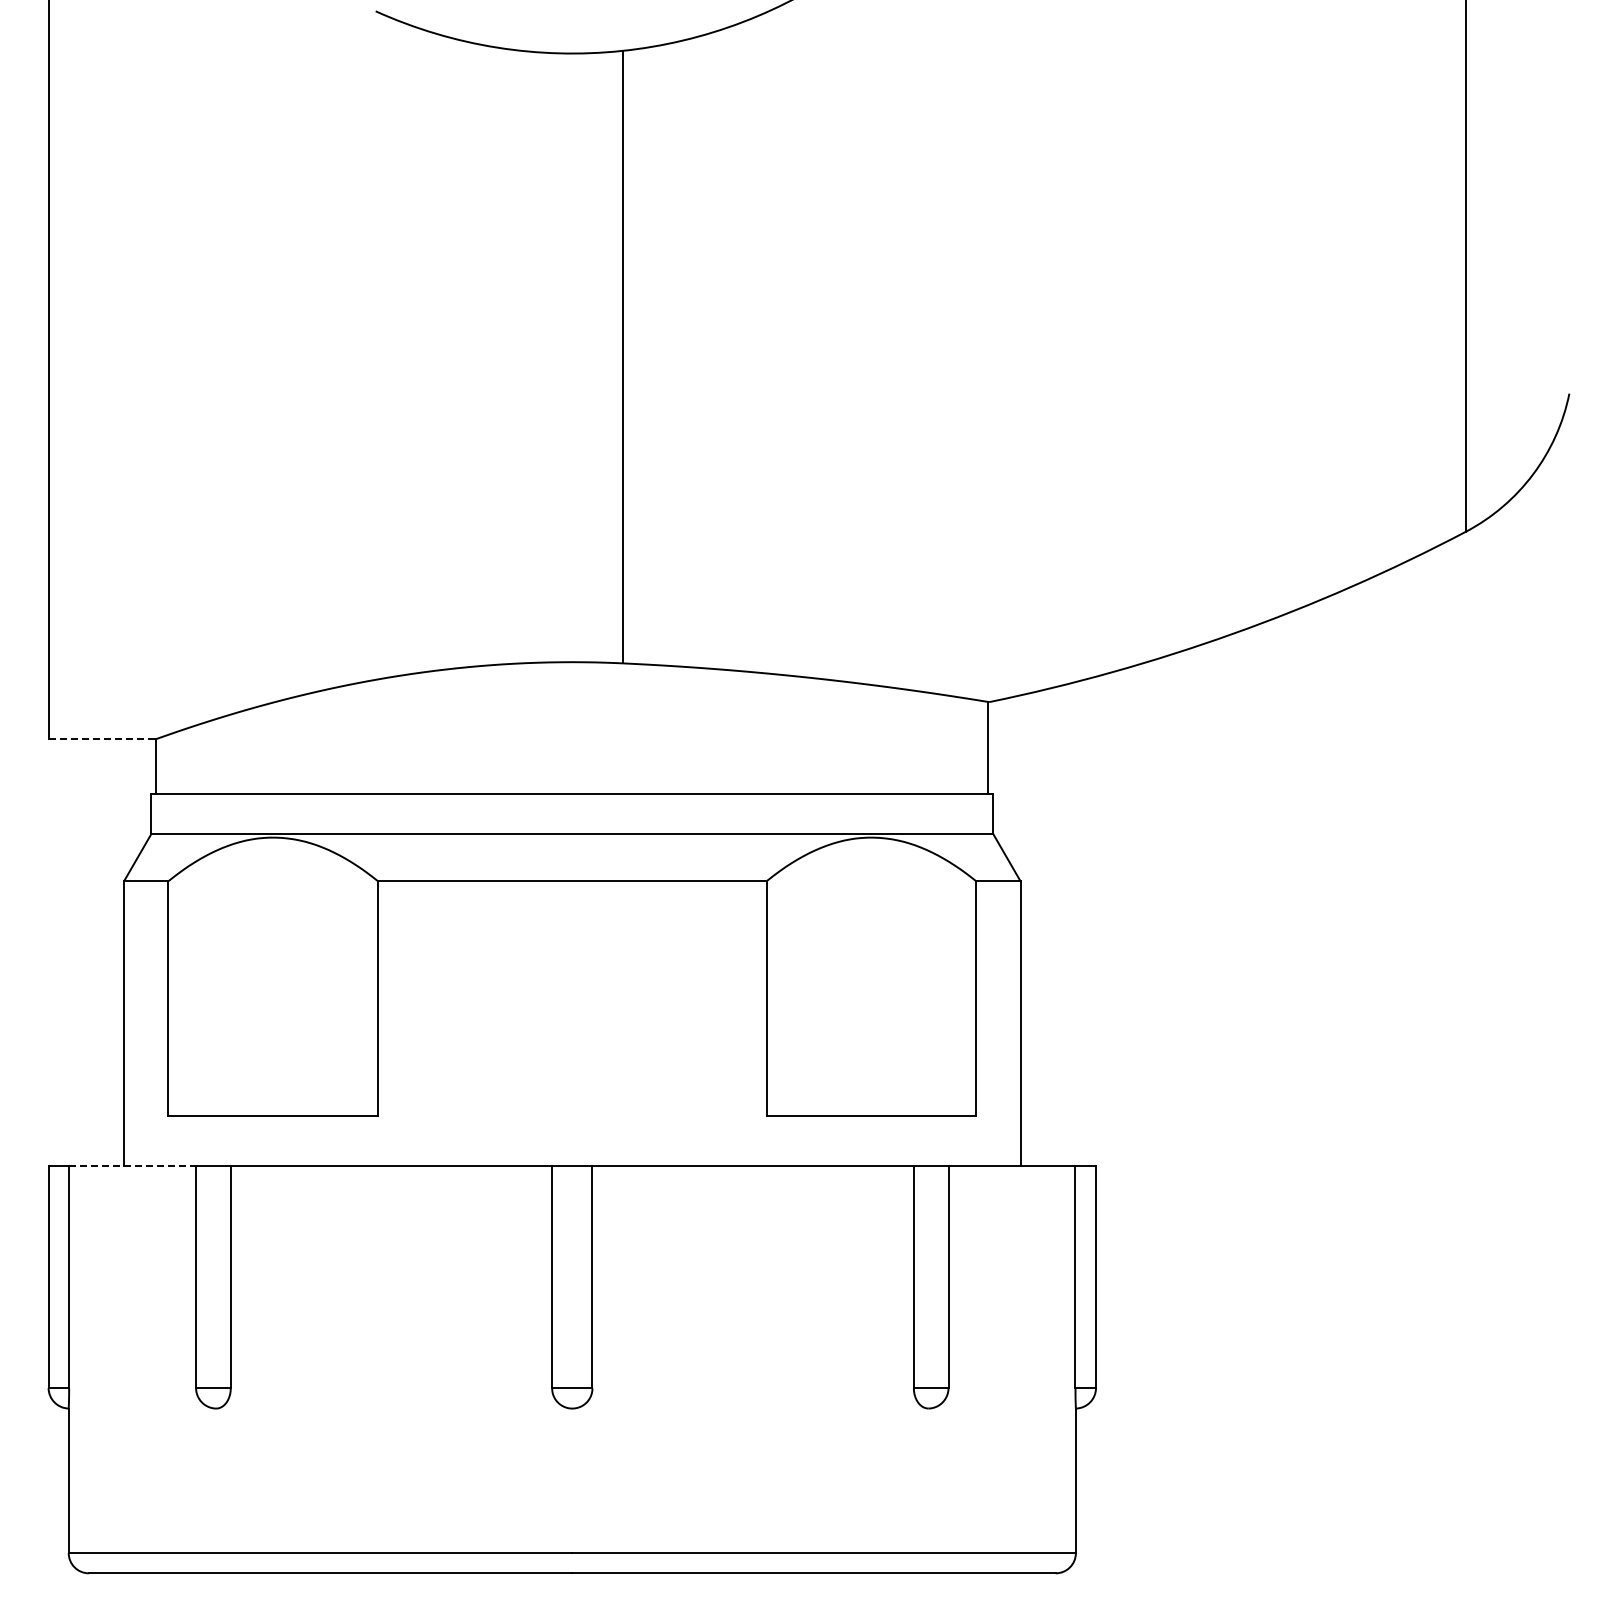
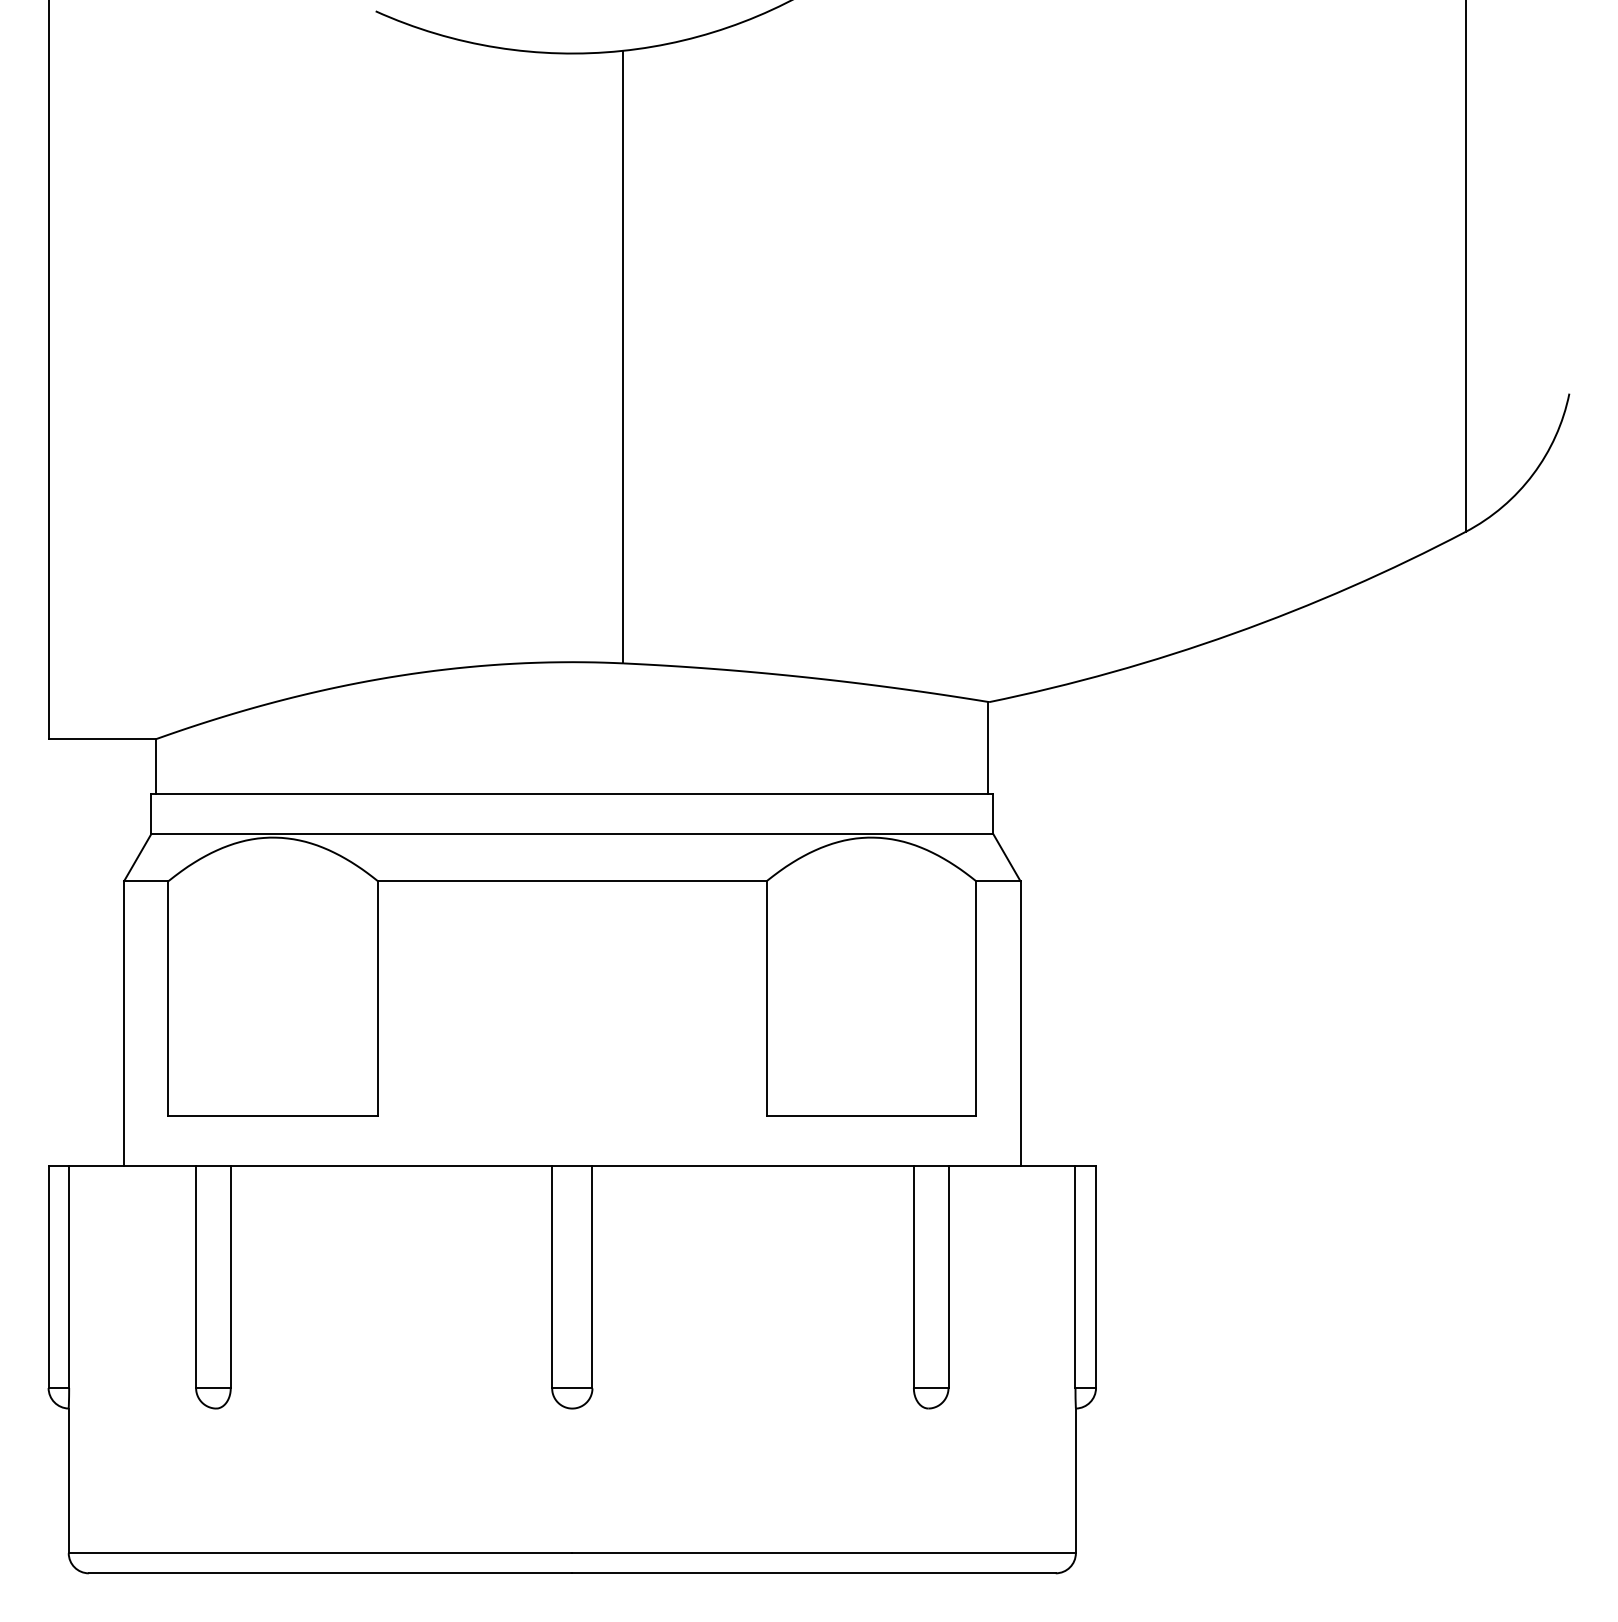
line: dashed -> solid (102, 739)
line: dashed -> solid (133, 1166)
